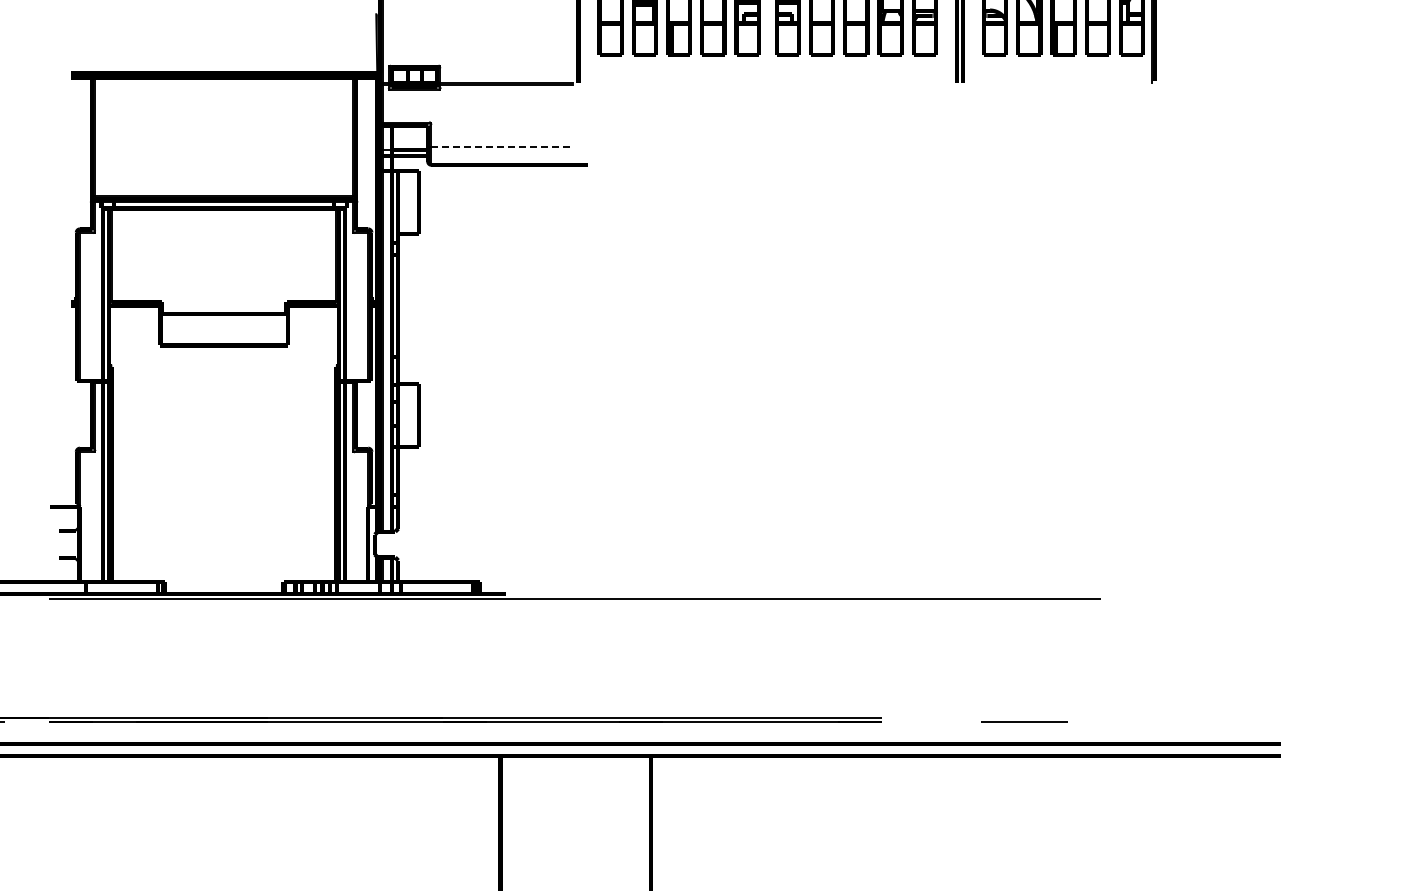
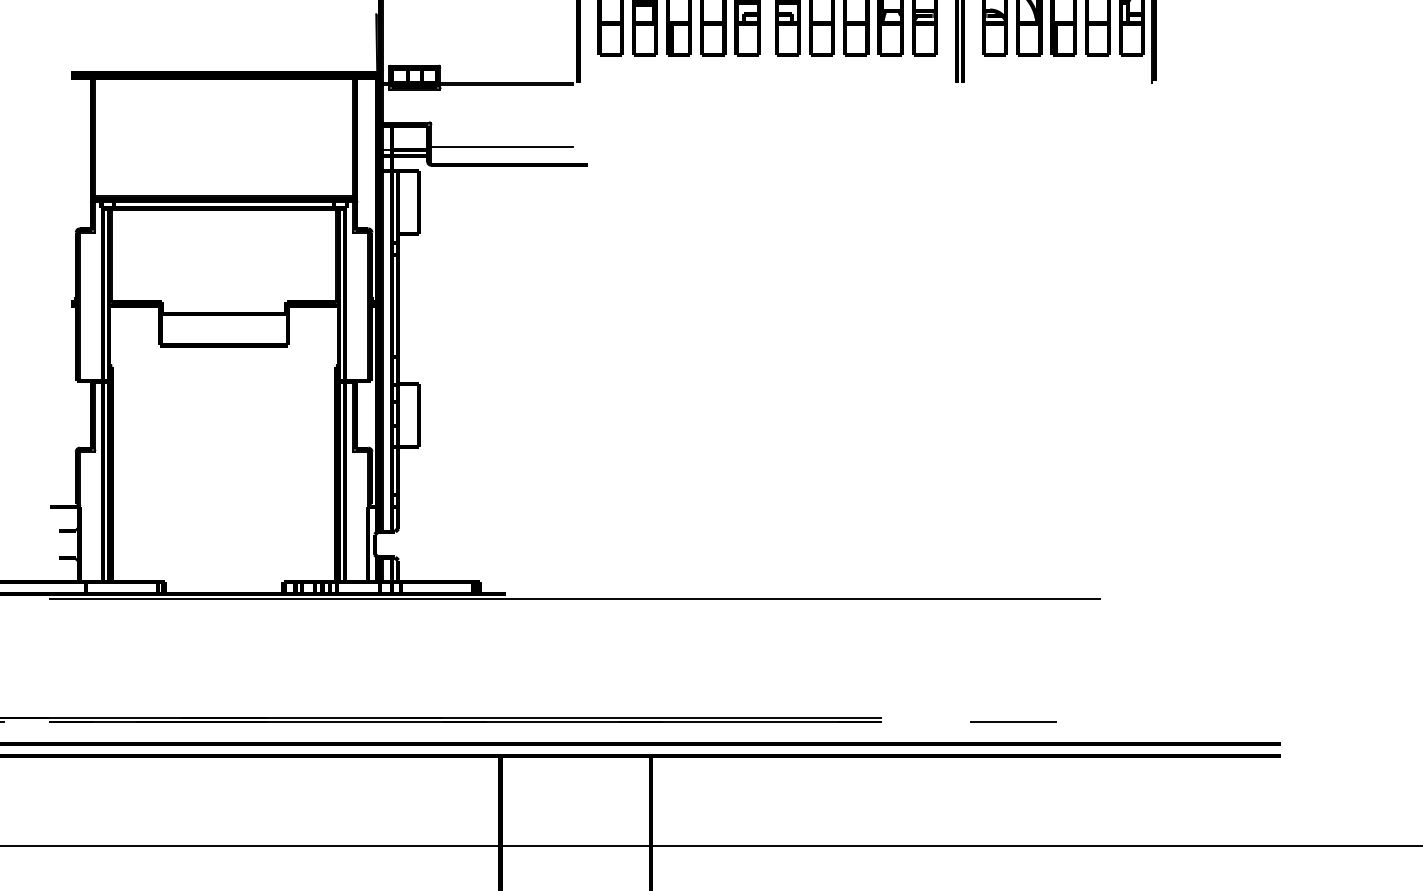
line: dashed -> solid (501, 146)
line position: (1024, 721) -> (1013, 721) (1013, 721)
line: none -> present (710, 846)
